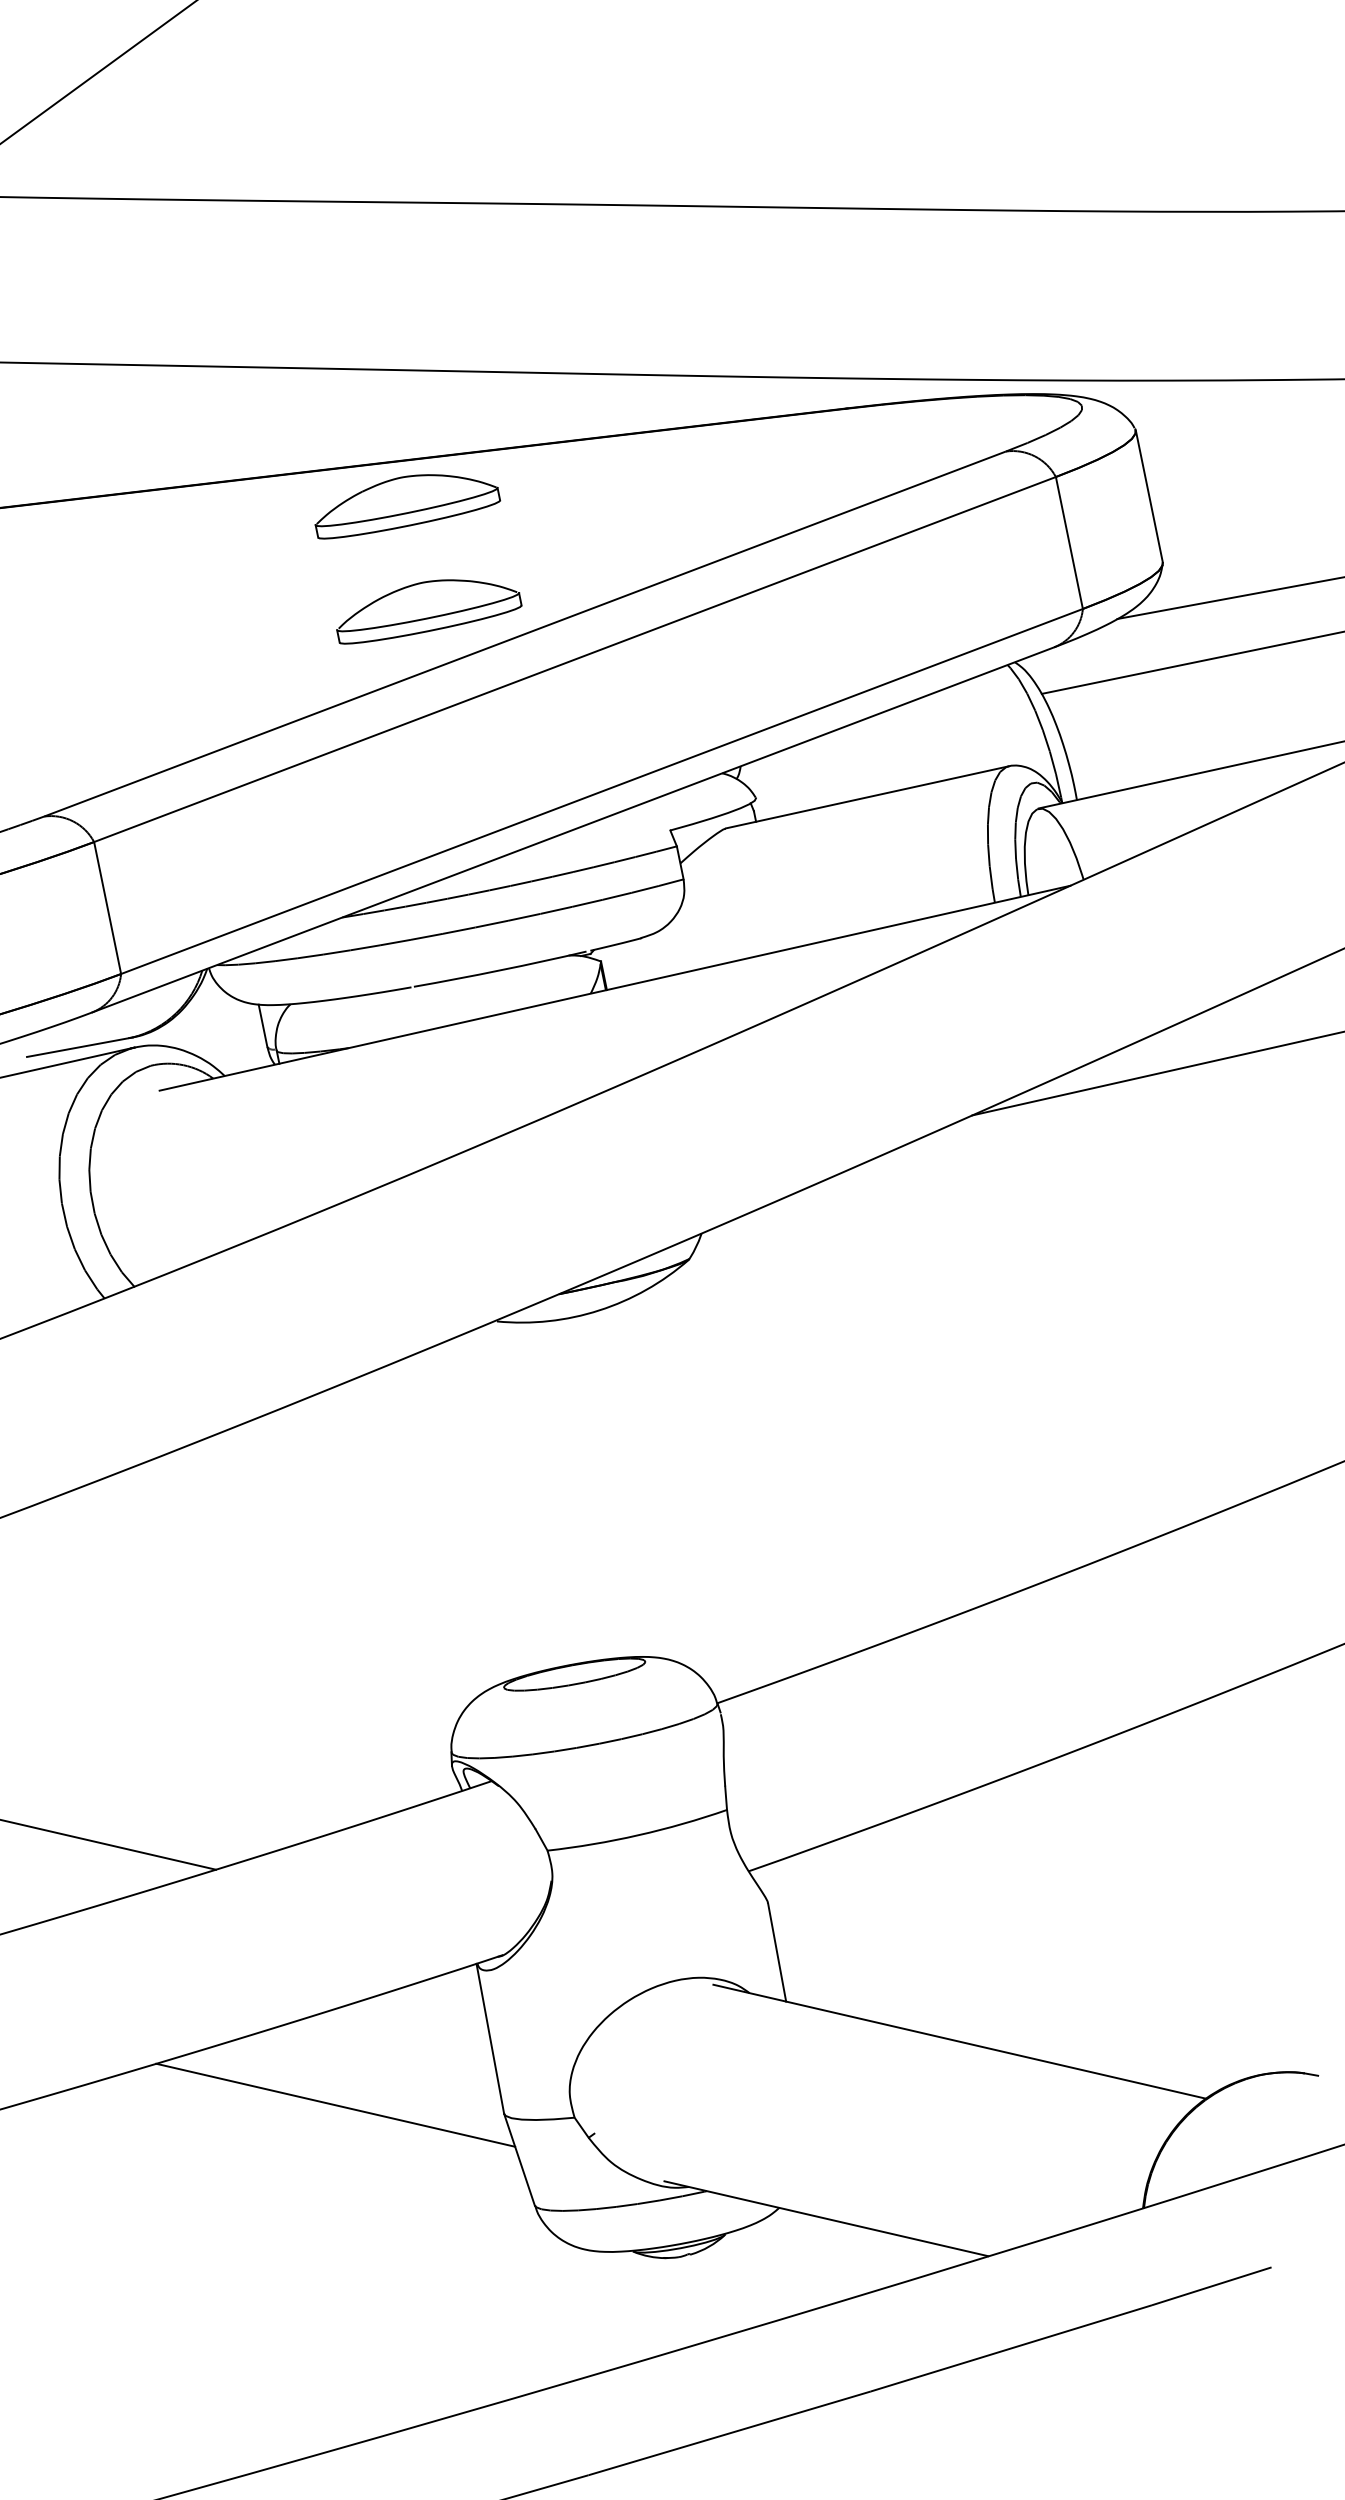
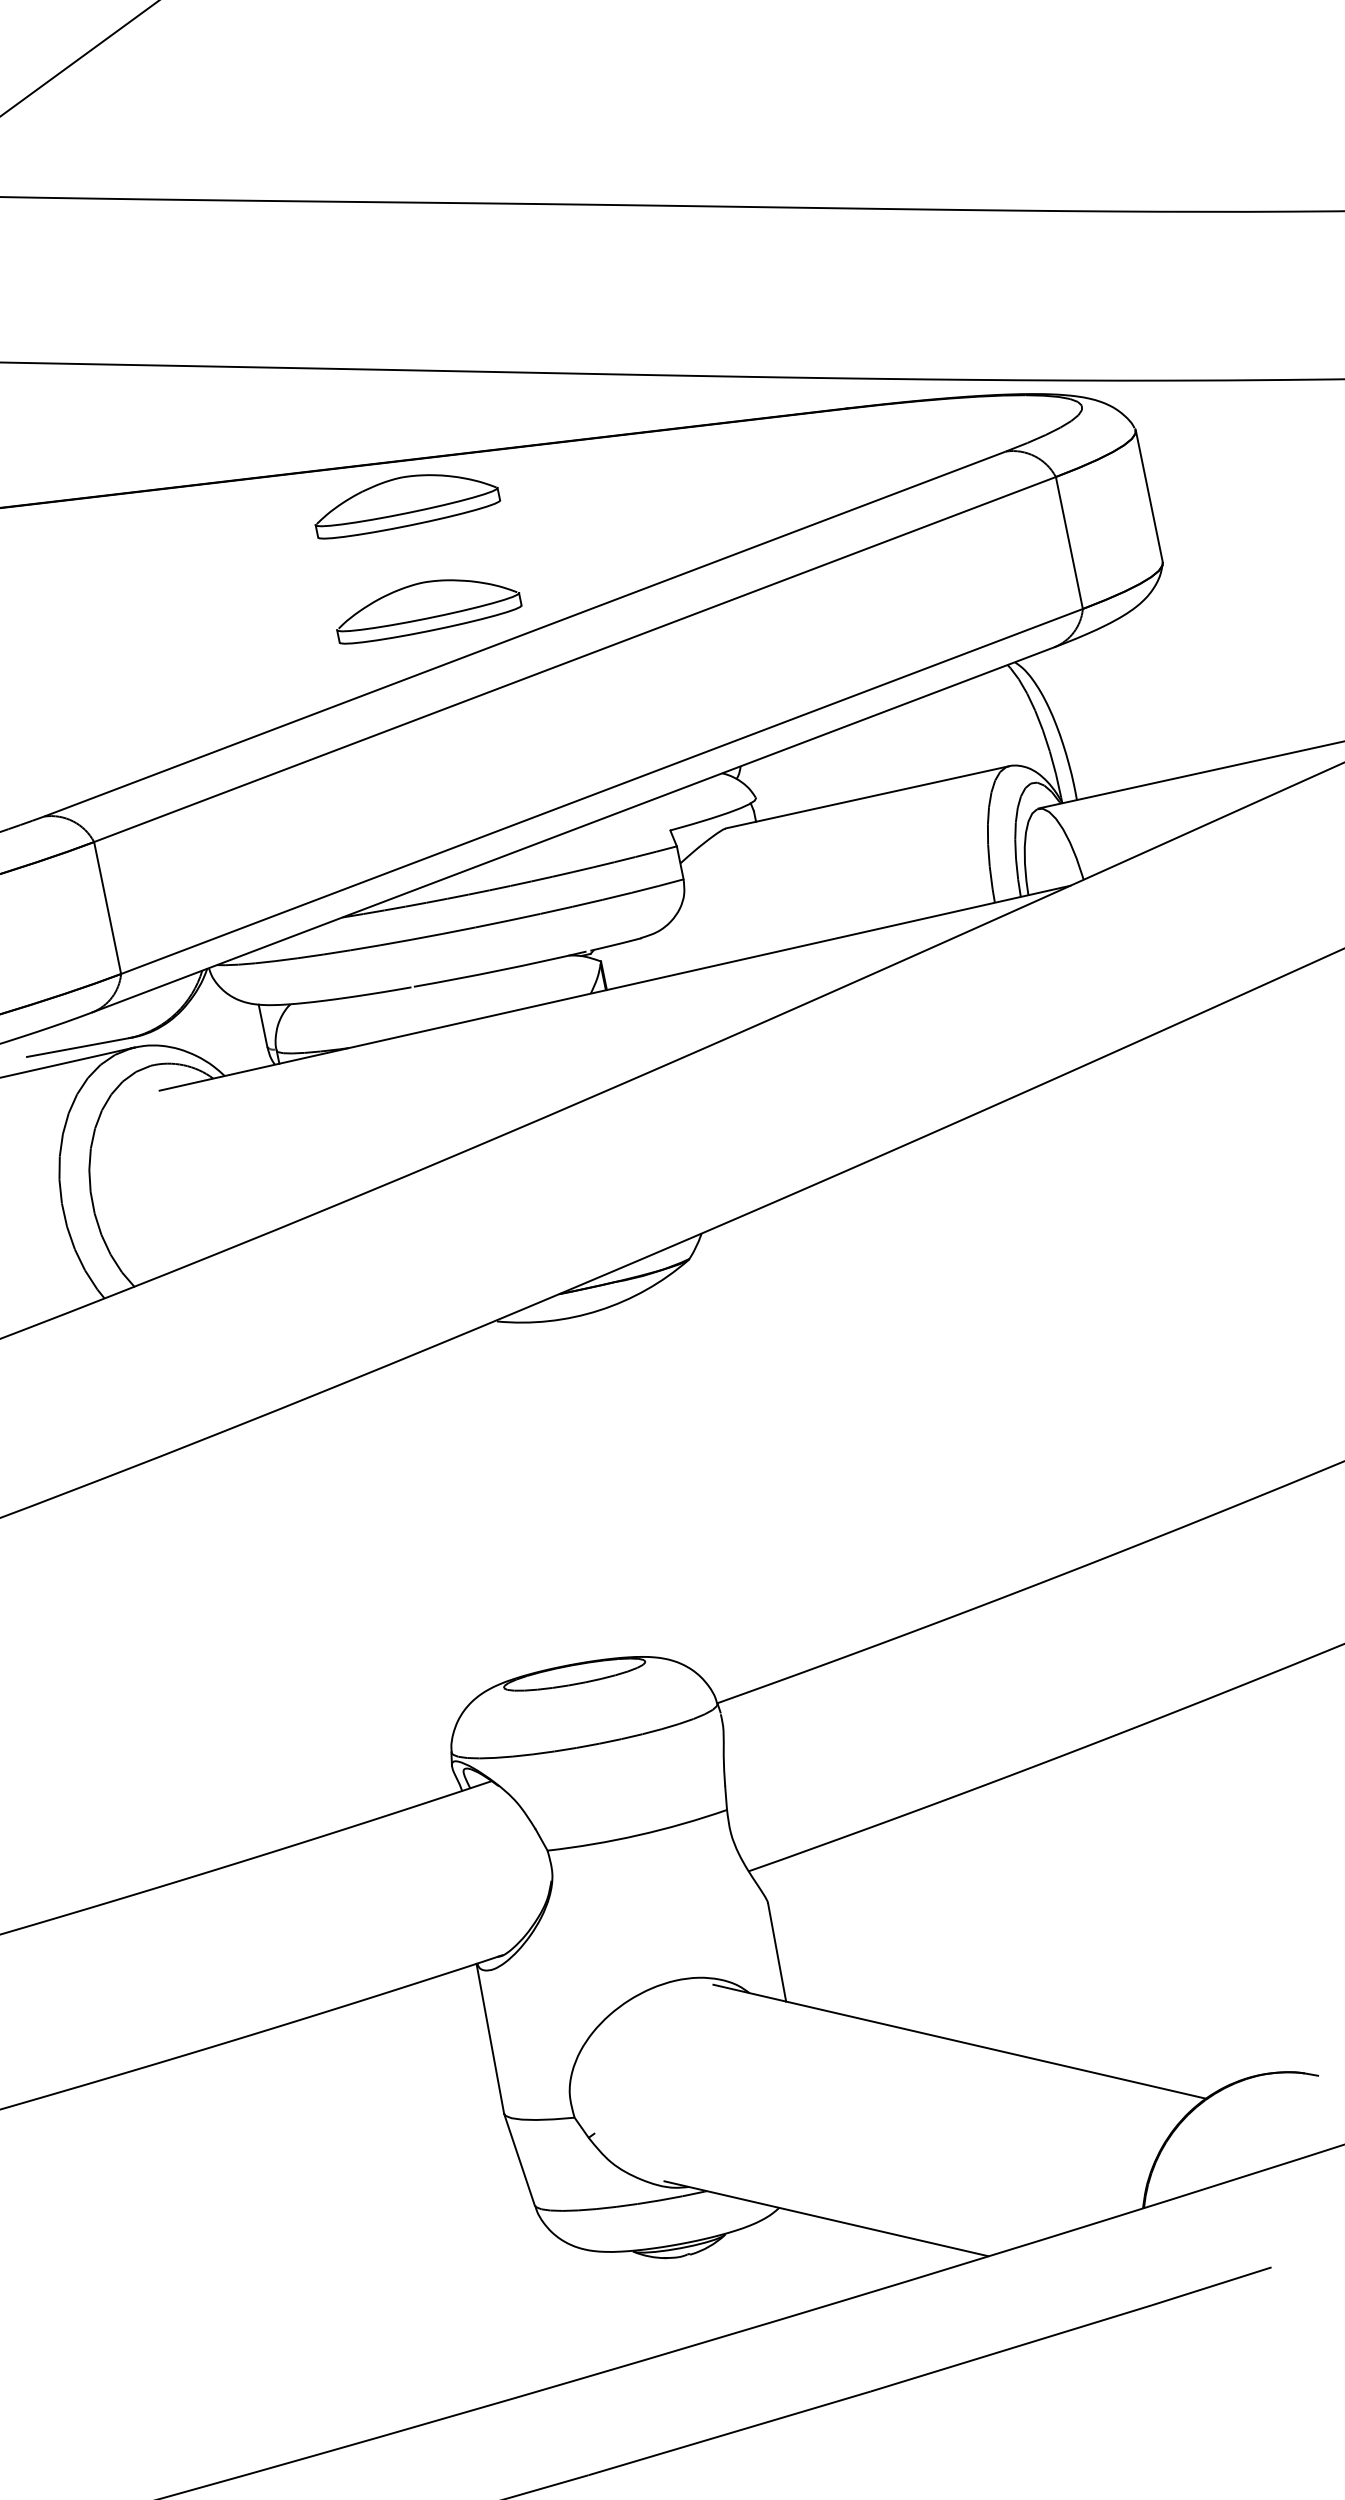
line position: (98, 72) -> (79, 58) (79, 58)
line: present -> none (1229, 598)
line: present -> none (1191, 662)
line: present -> none (1156, 1073)
line: present -> none (109, 1844)
line: present -> none (335, 2104)
